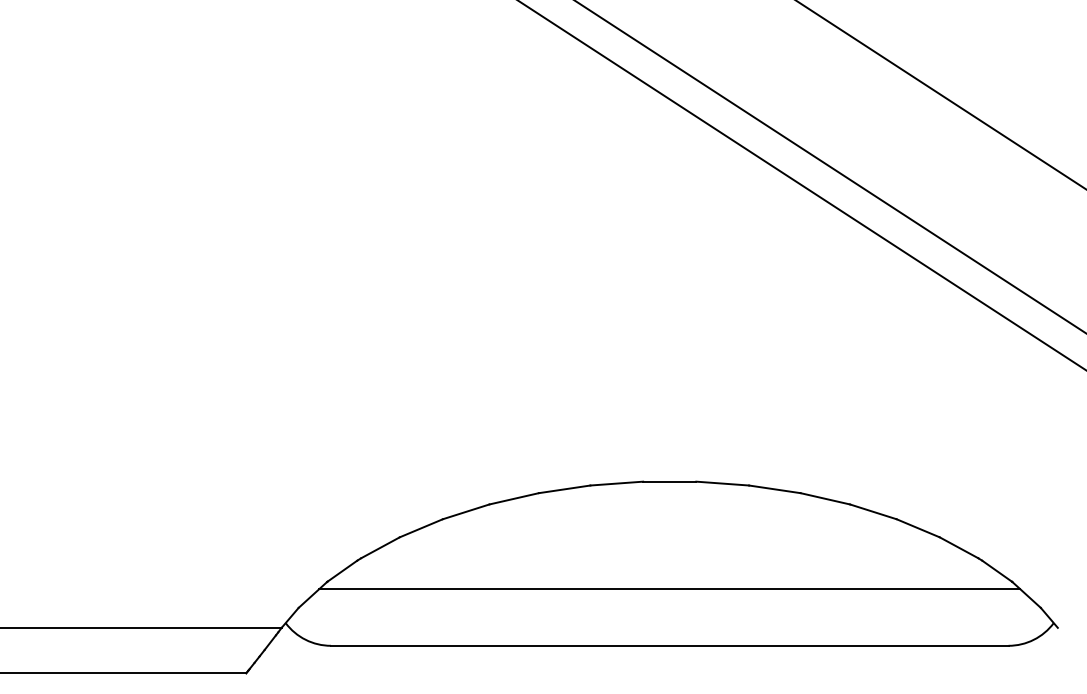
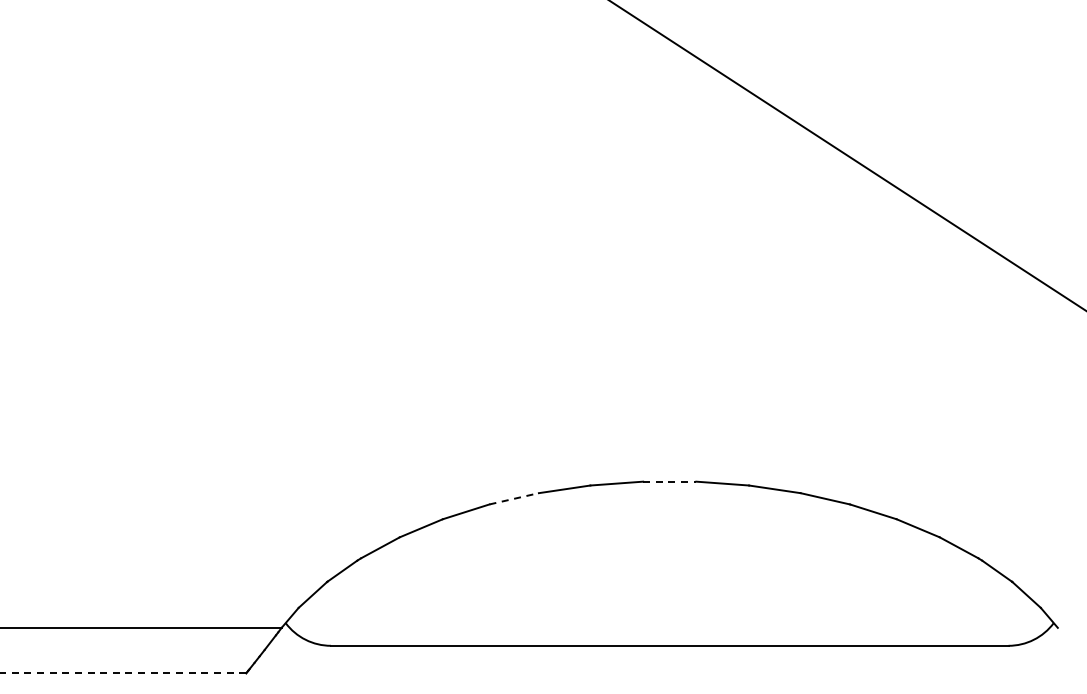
line: present -> none (940, 94)
line position: (830, 166) -> (847, 155) (847, 155)
line: present -> none (801, 185)
line: solid -> dashed (669, 481)
line: solid -> dashed (514, 498)
line: present -> none (669, 589)
line: solid -> dashed (123, 673)
